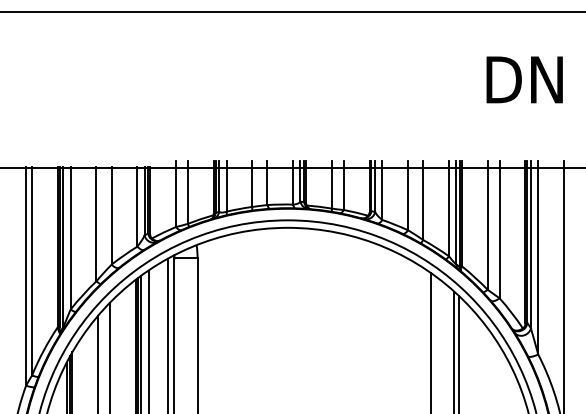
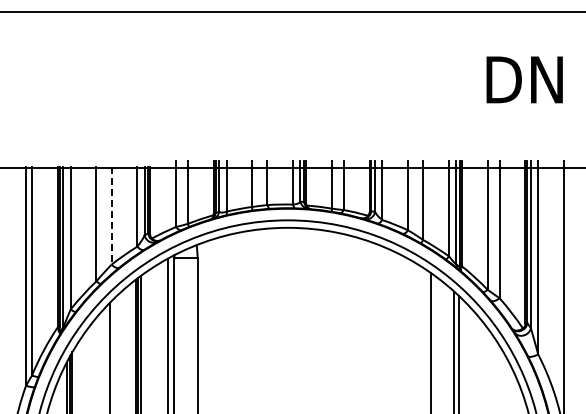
line: solid -> dashed (111, 215)
line: present -> none (148, 340)
line: present -> none (98, 362)
